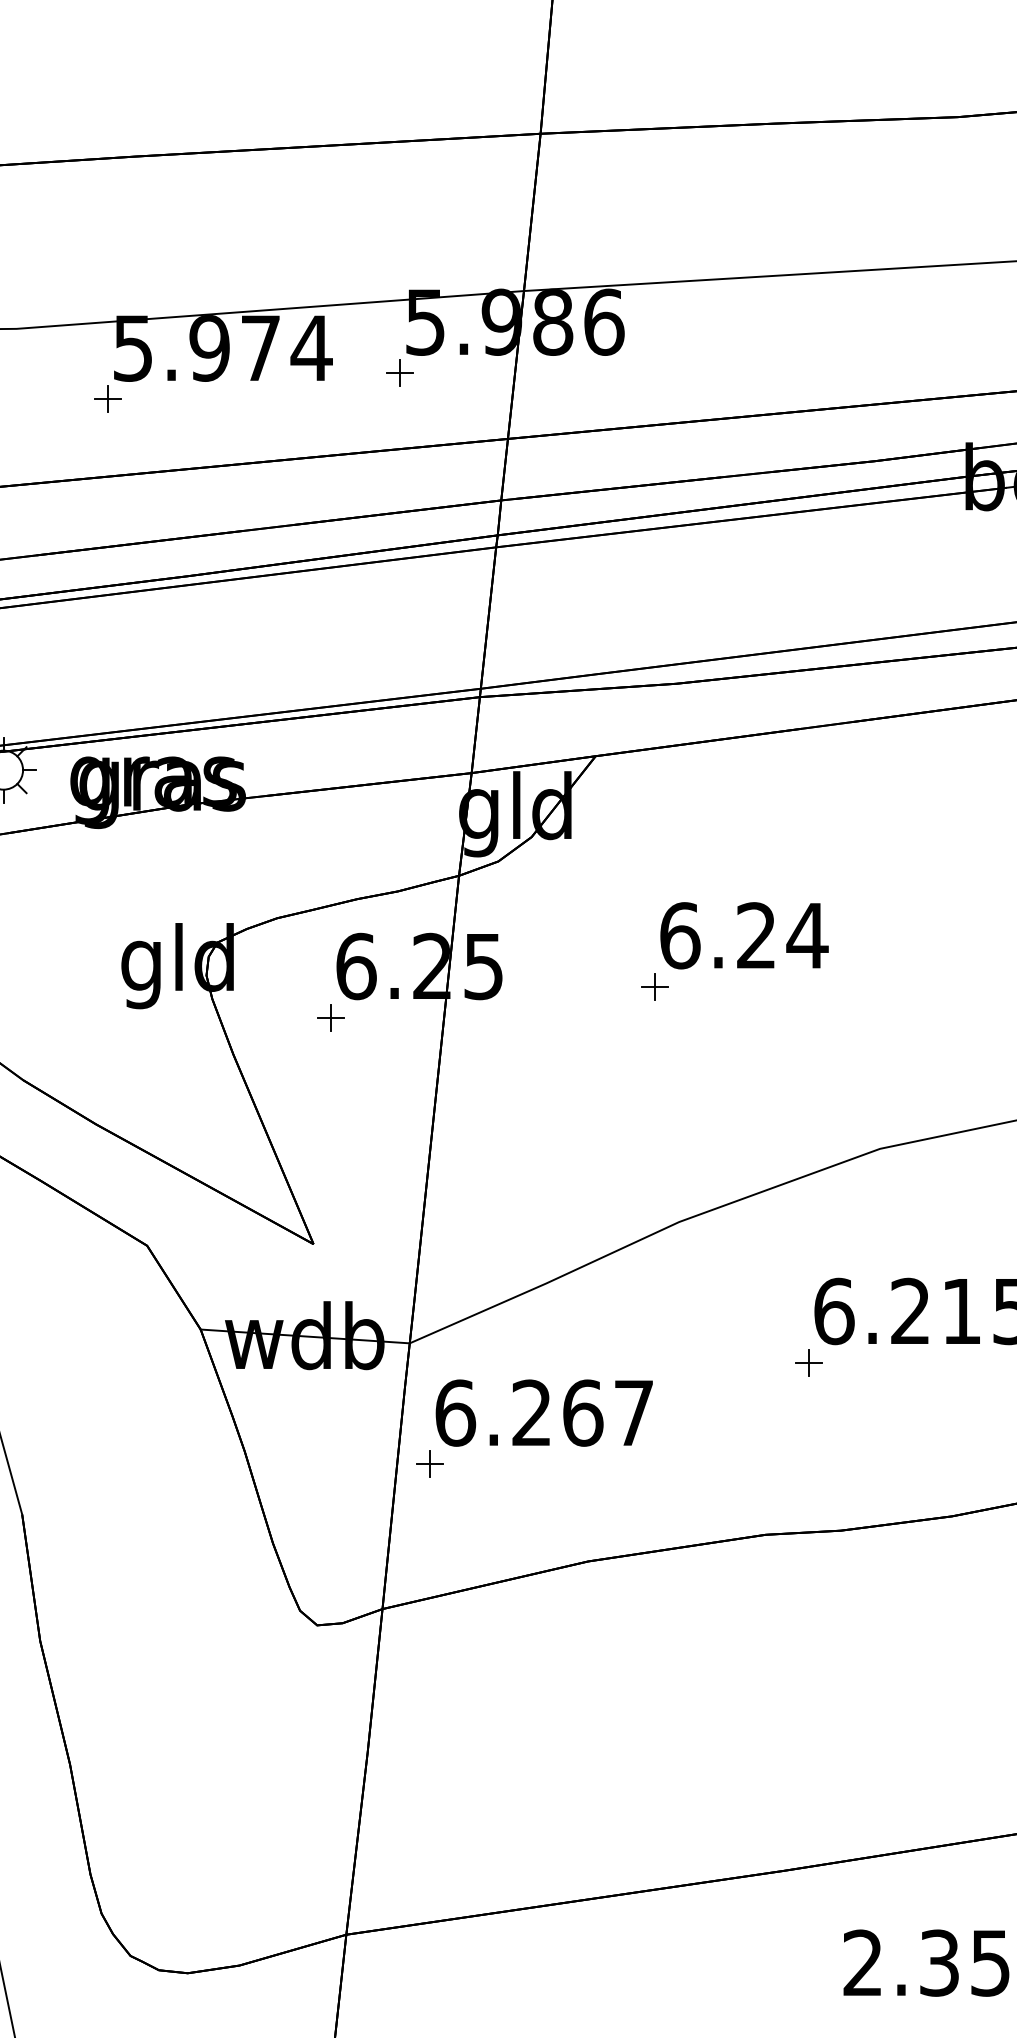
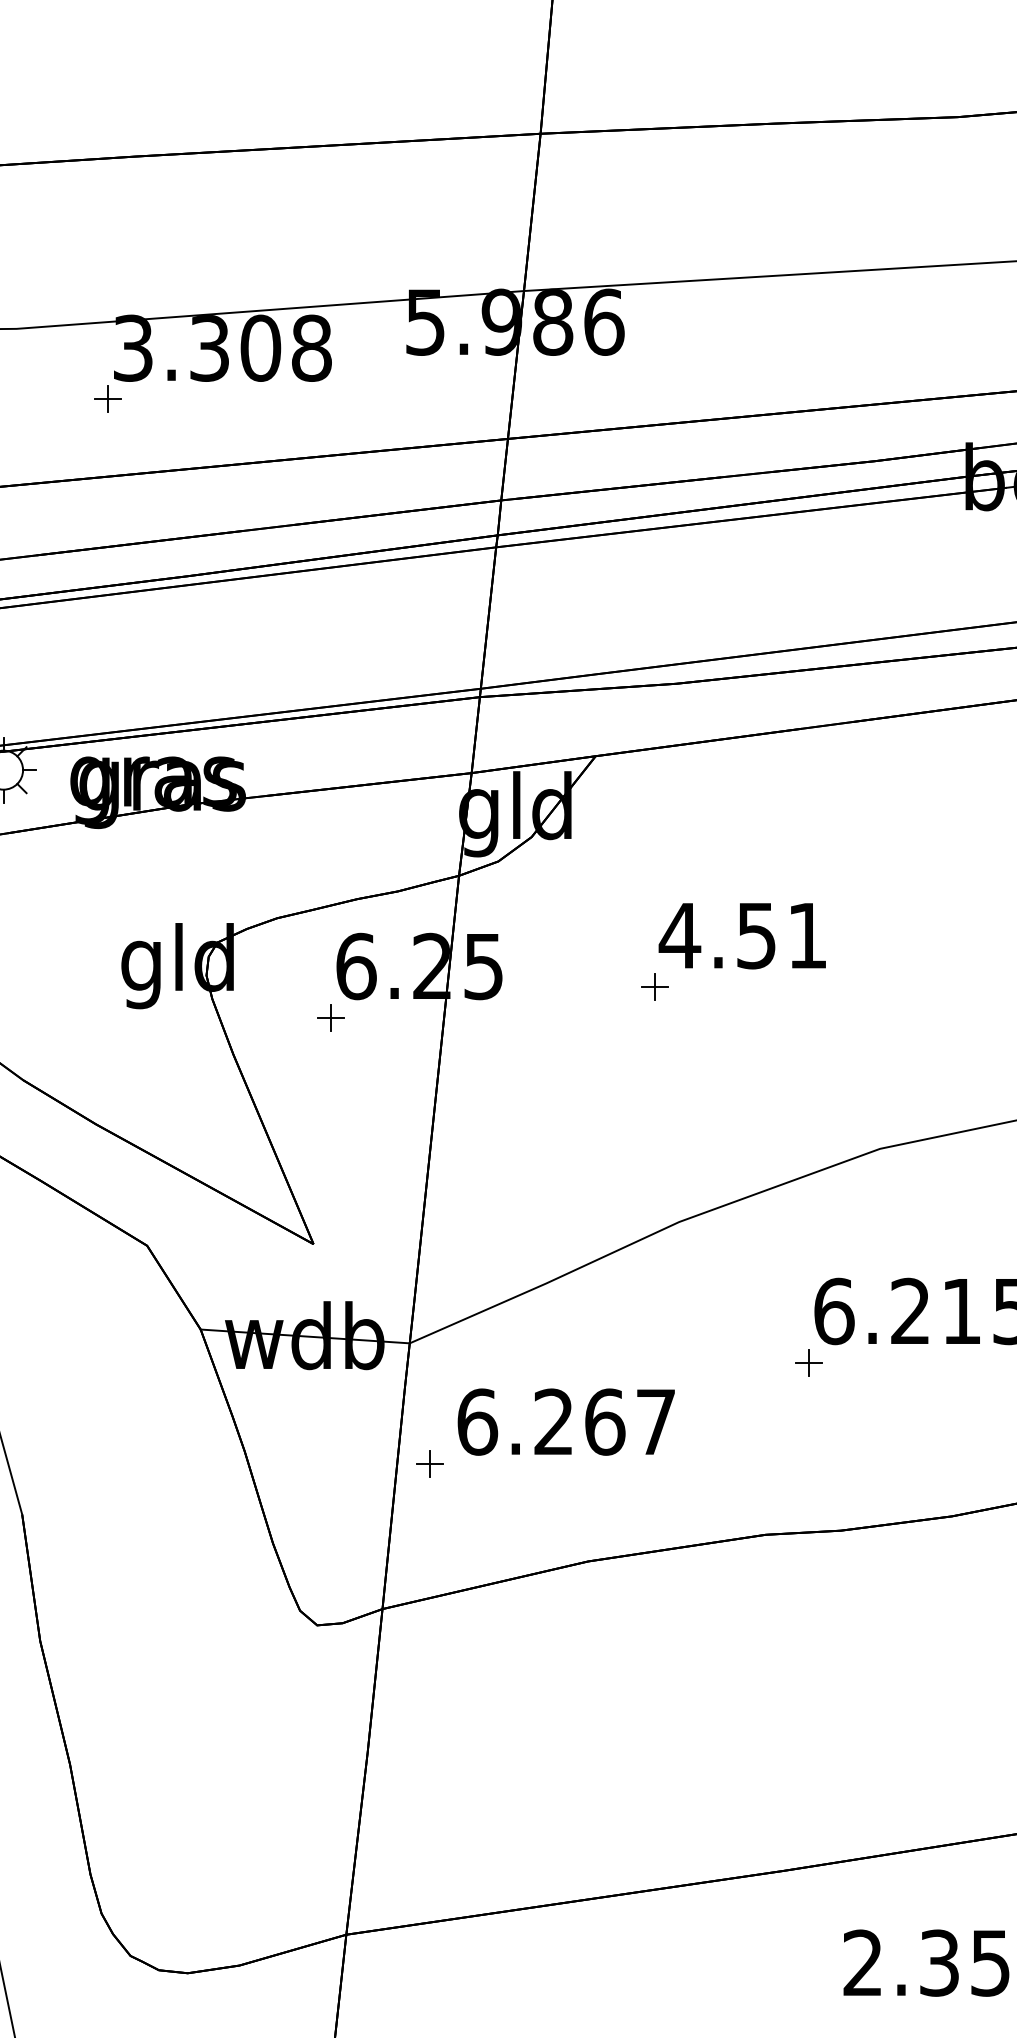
text: 5.974 -> 3.308 (223, 347)
part: present -> none (399, 372)
text: 6.24 -> 4.51 (743, 935)
text position: (543, 1412) -> (565, 1421) (565, 1421)
